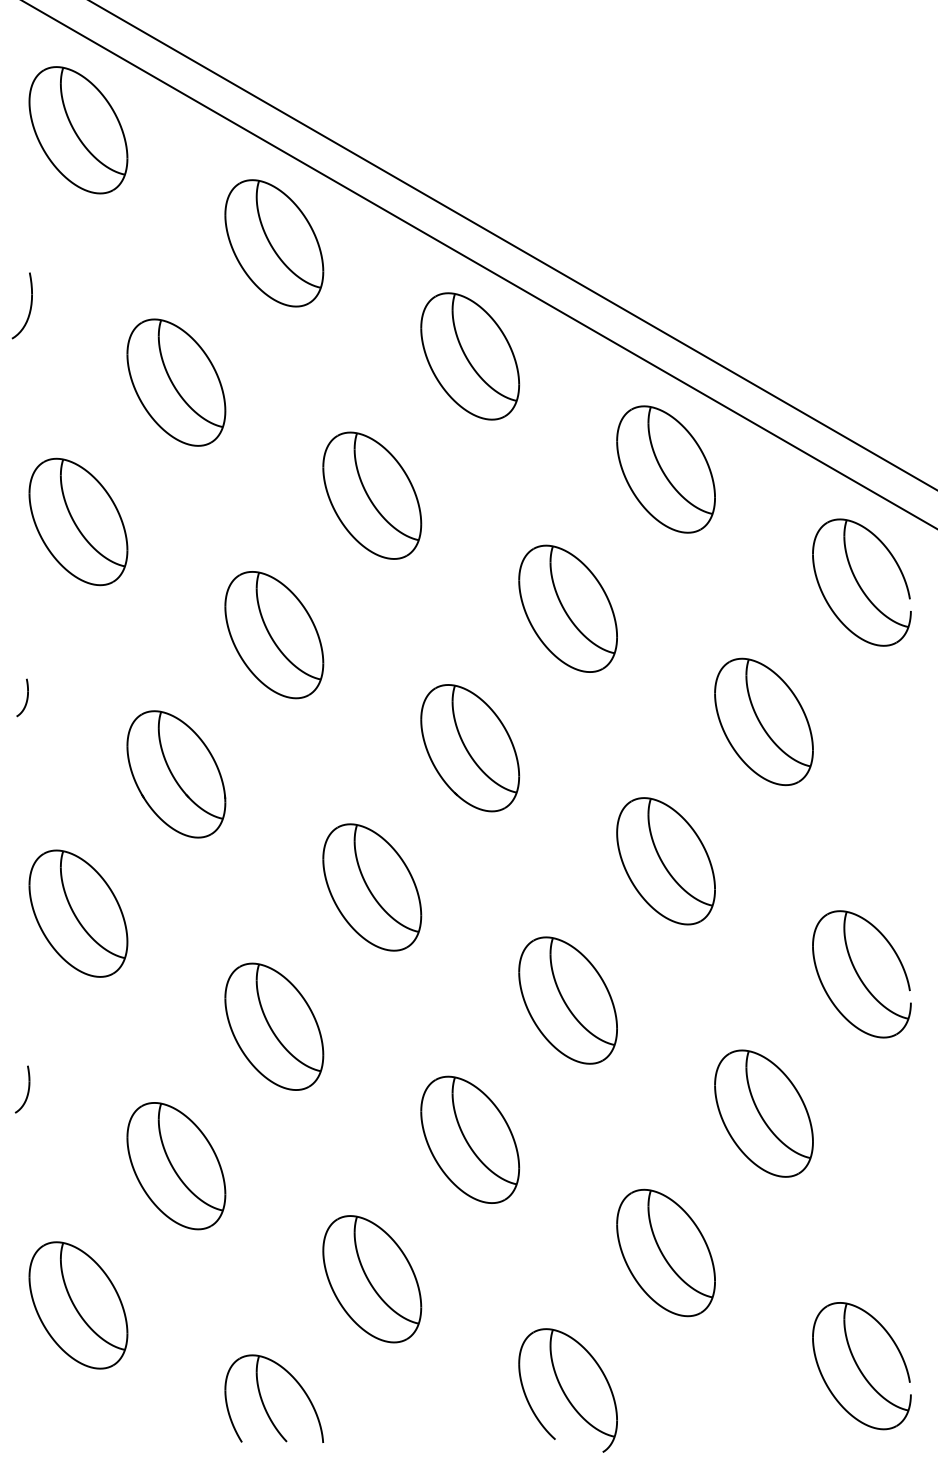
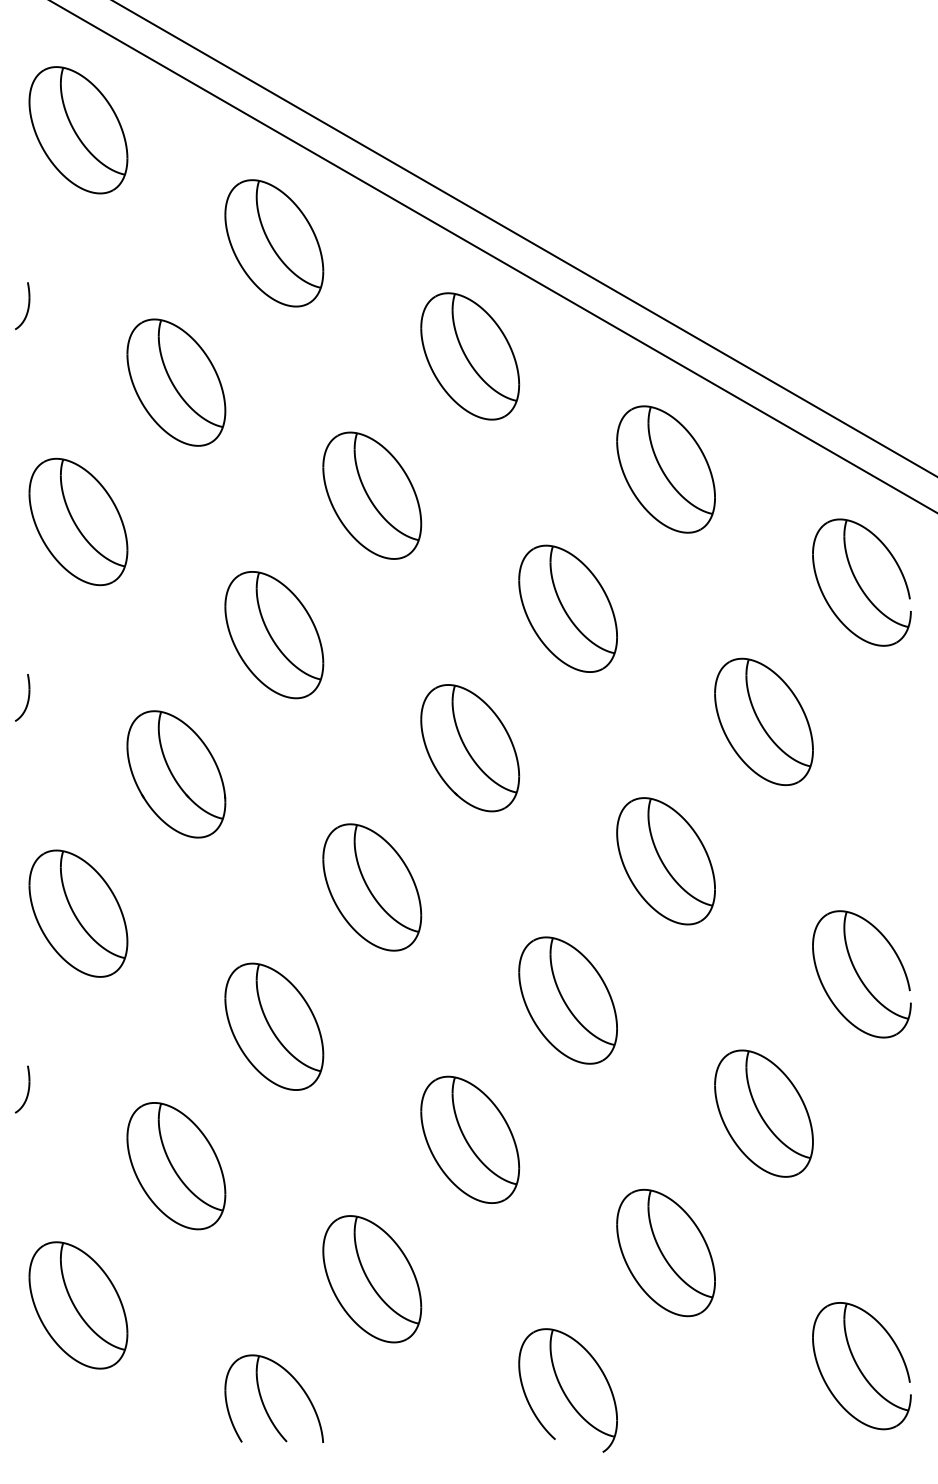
line position: (513, 245) -> (524, 238) (524, 238)
line position: (479, 264) -> (493, 256) (493, 256)
part size: 22x68 px -> 16x49 px (22, 306)
part size: 13x40 px -> 17x48 px (22, 697)
